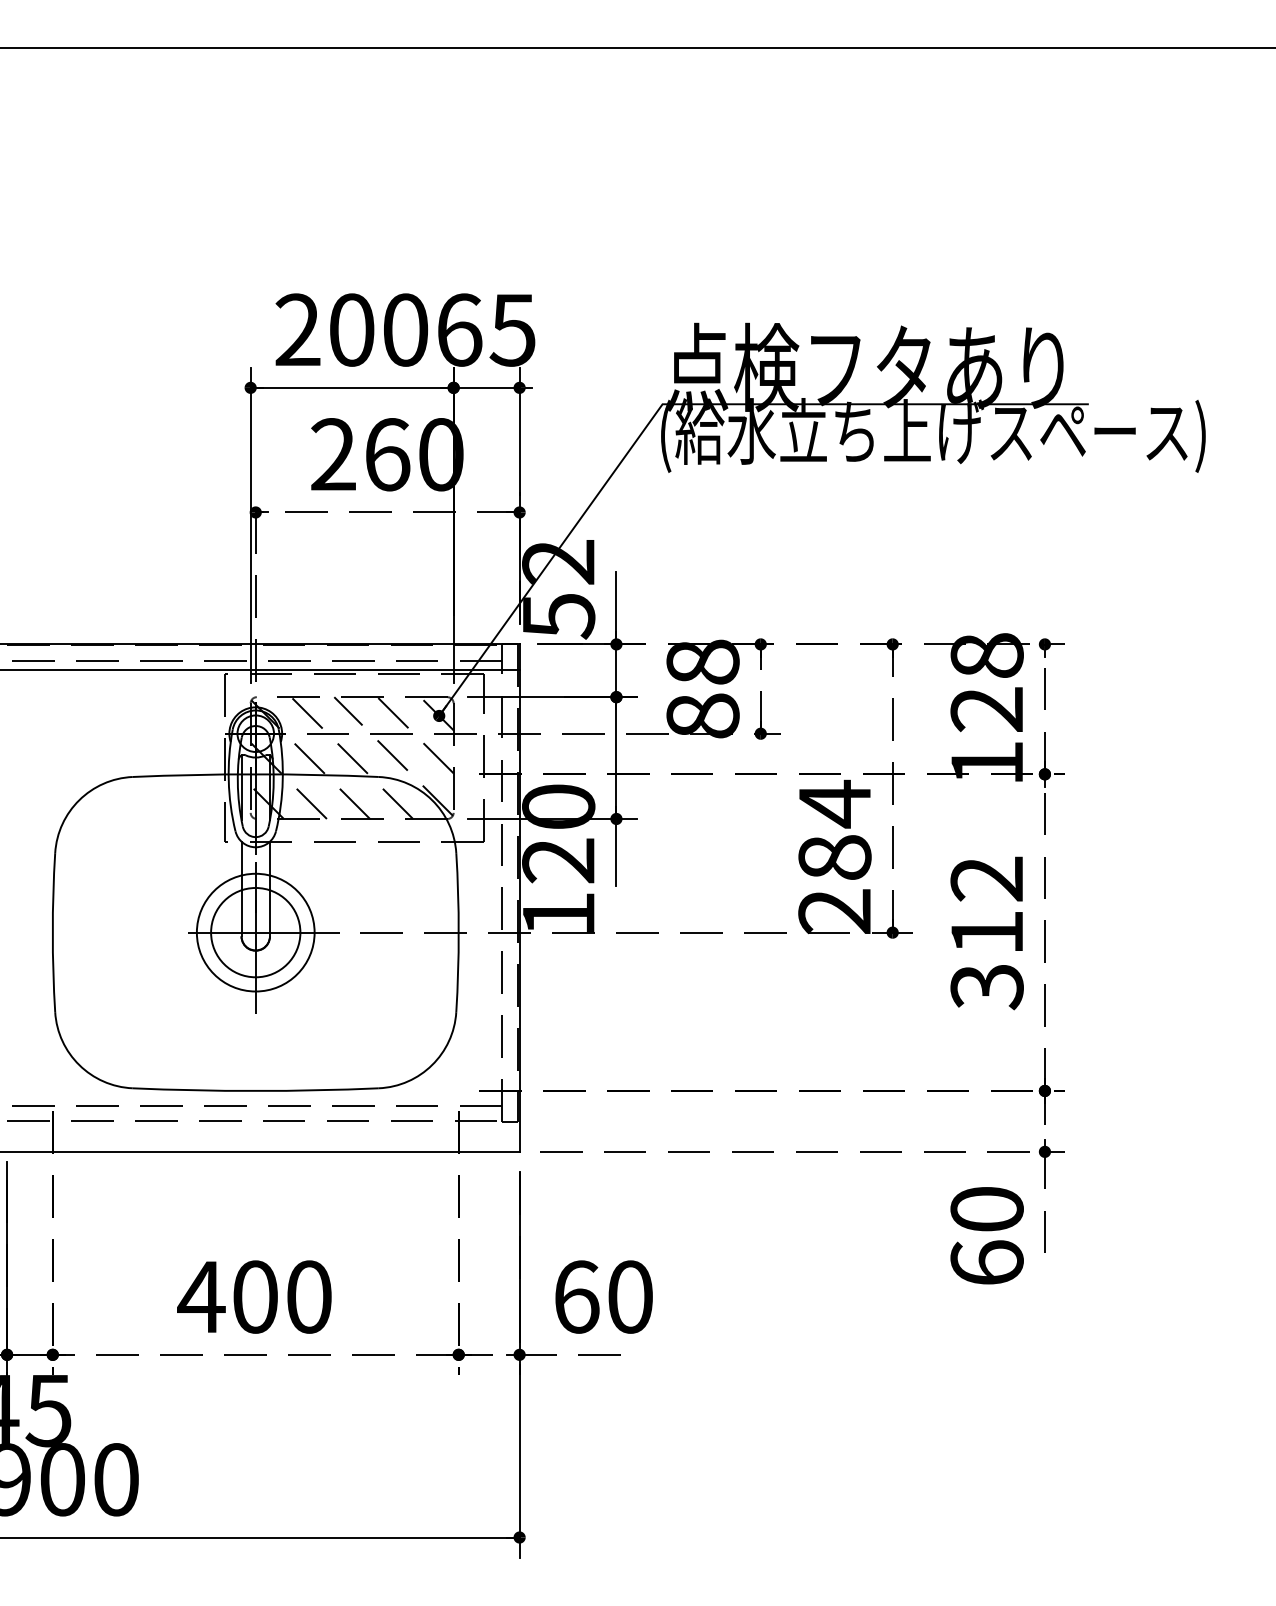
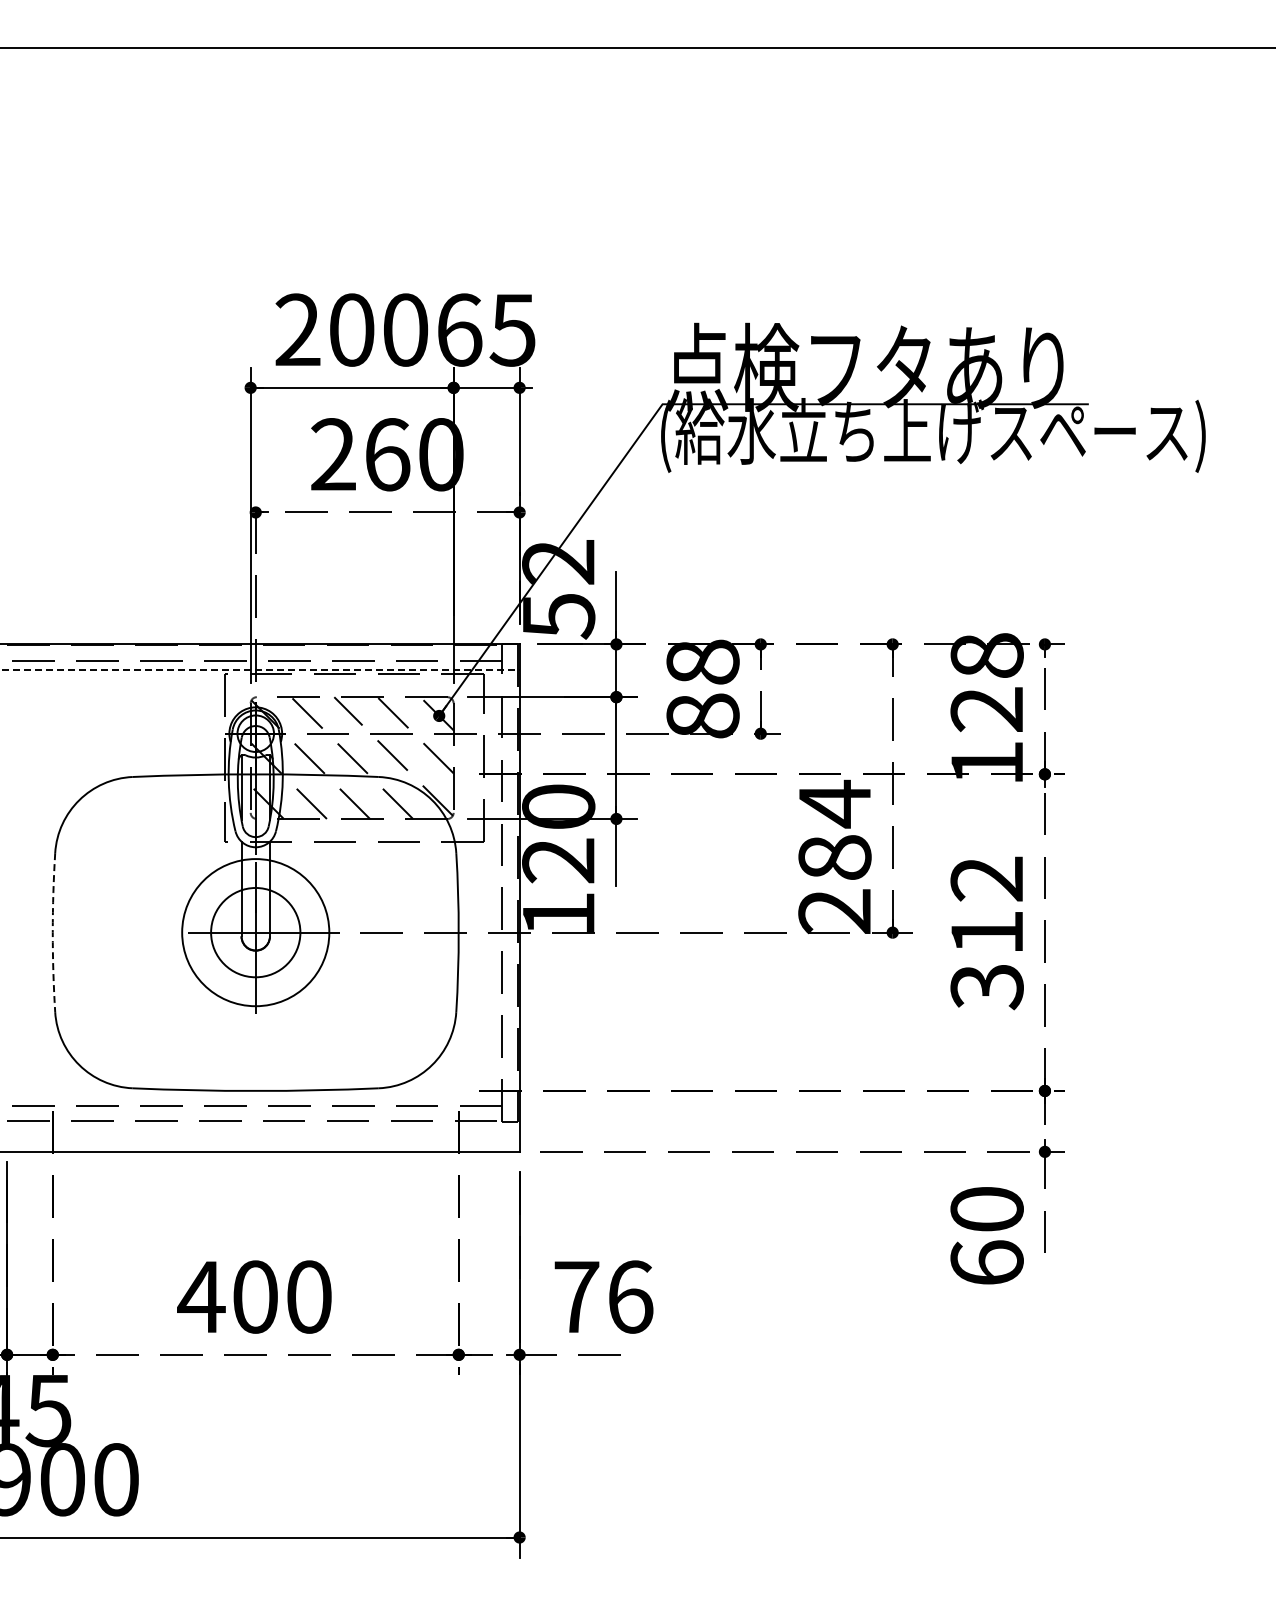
line: solid -> dashed (260, 669)
arc: solid -> dashed (52, 932)
circle diameter: 118 px -> 147 px (255, 932)
text: 60 -> 76 (603, 1296)
